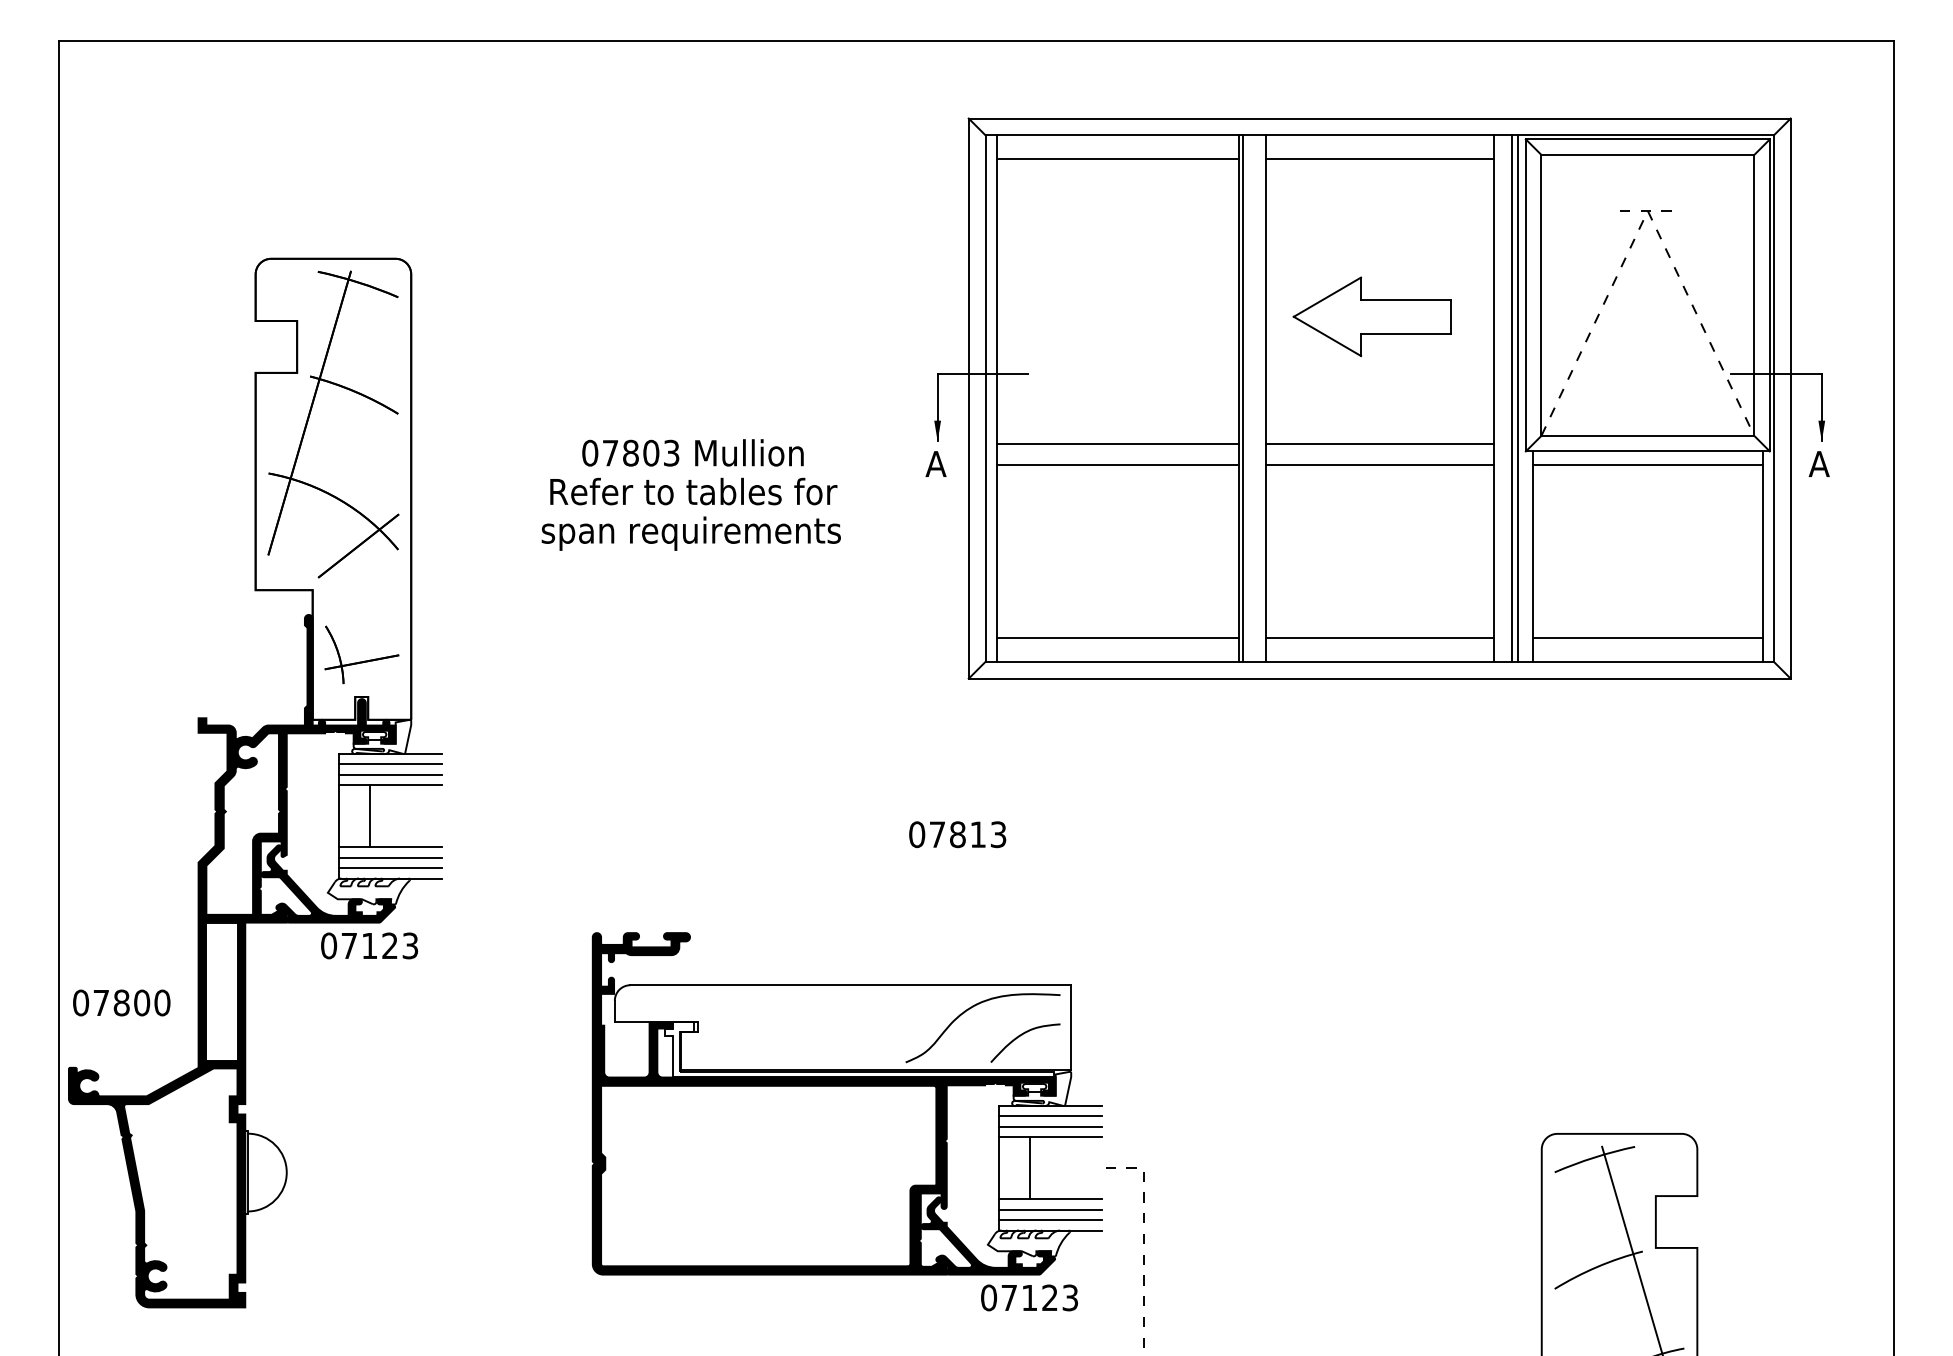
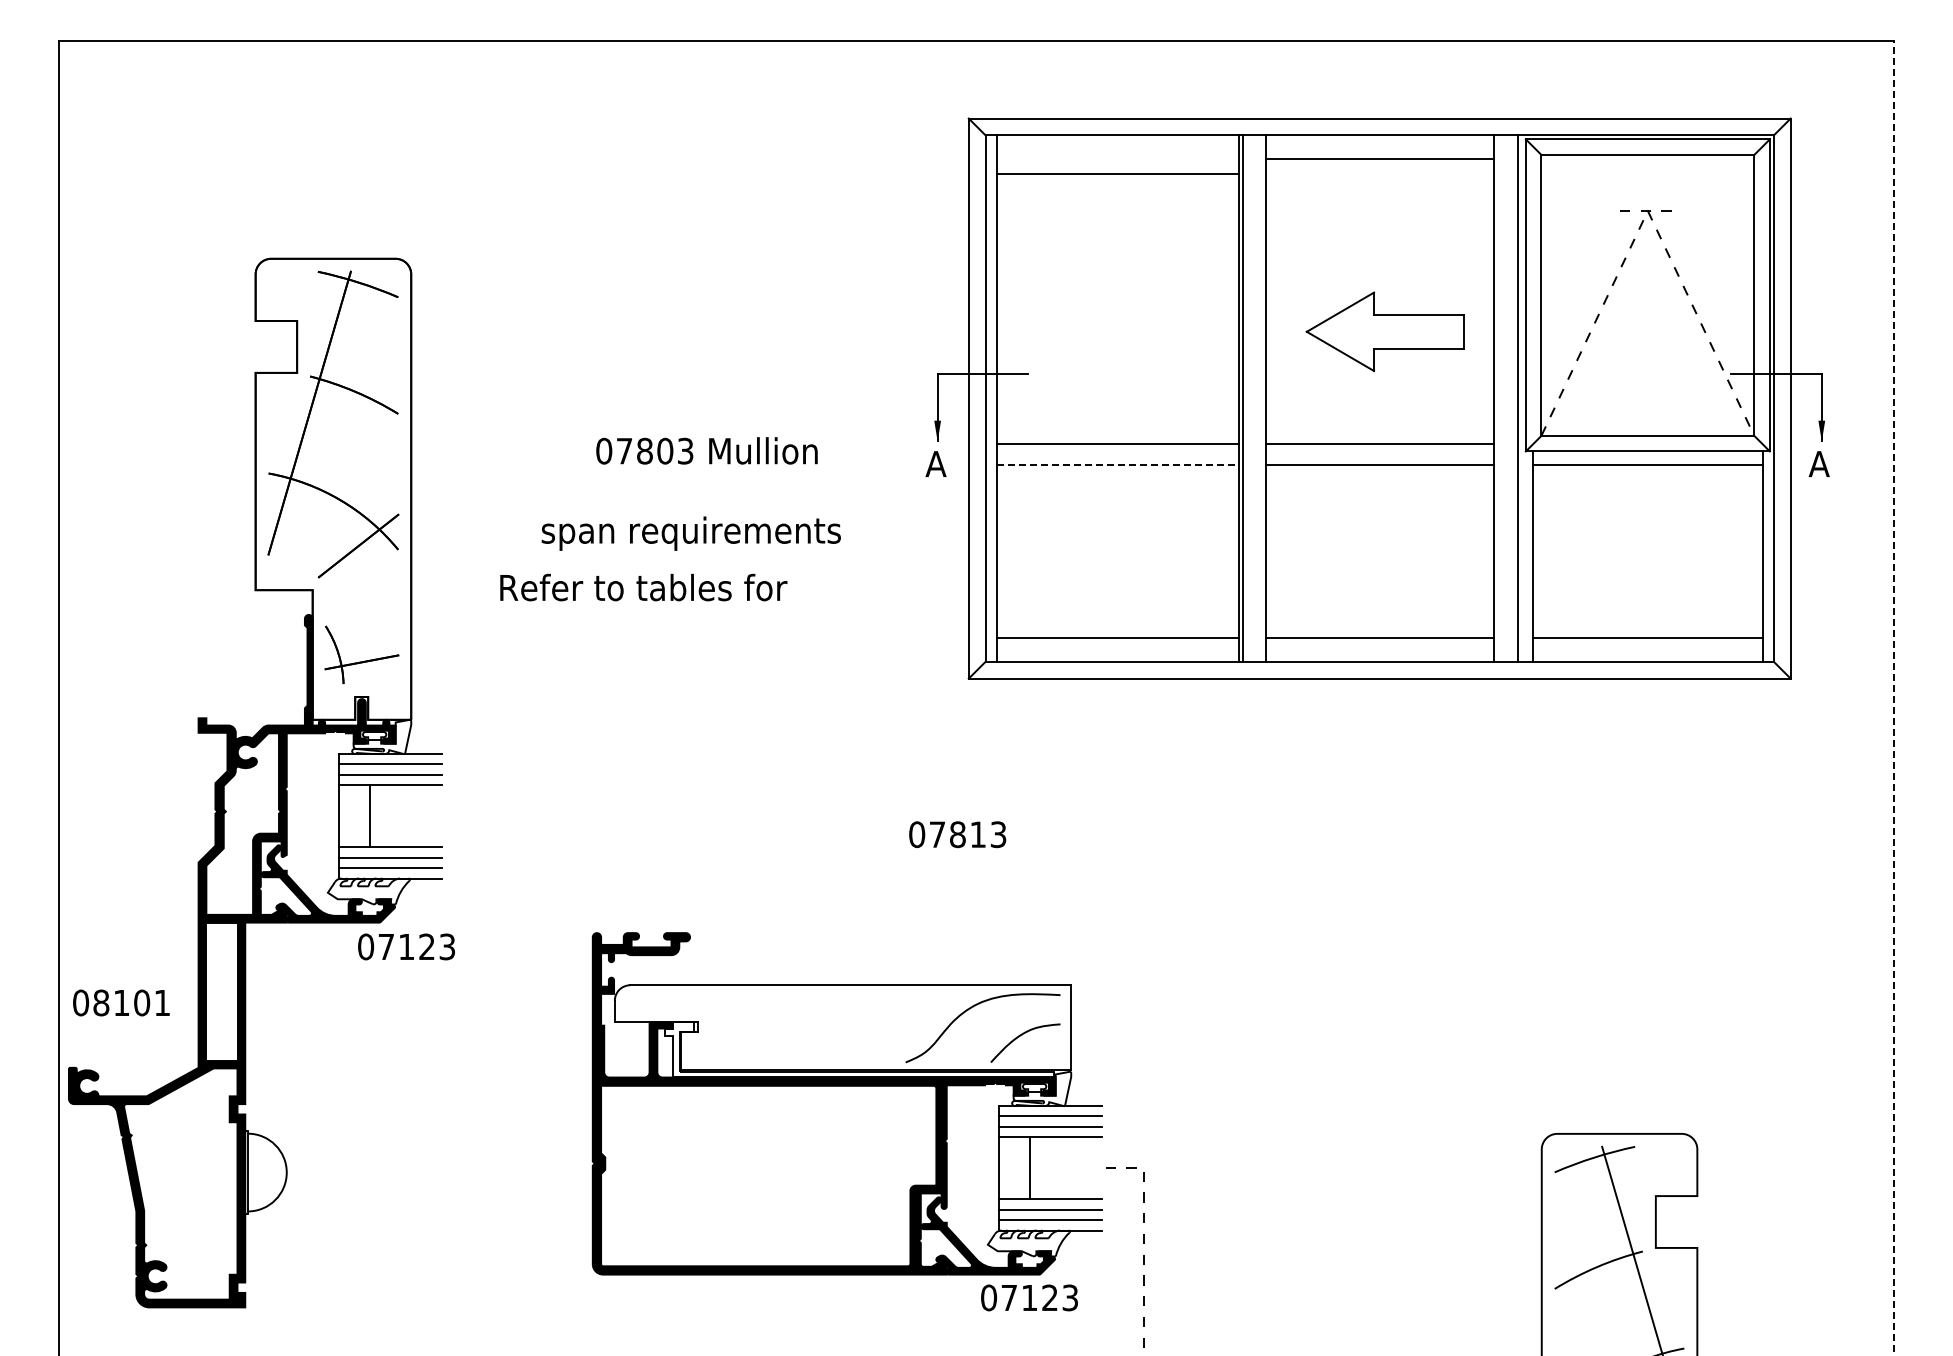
line position: (1117, 159) -> (1117, 174) (1117, 174)
part position: (1371, 316) -> (1384, 331) (1384, 331)
line: present -> none (1512, 398)
text position: (692, 452) -> (706, 450) (706, 450)
line: solid -> dashed (1118, 464)
text position: (693, 491) -> (643, 587) (643, 587)
line: solid -> dashed (1894, 697)
text position: (369, 945) -> (406, 946) (406, 946)
text: 07800 -> 08101 (131, 1002)
